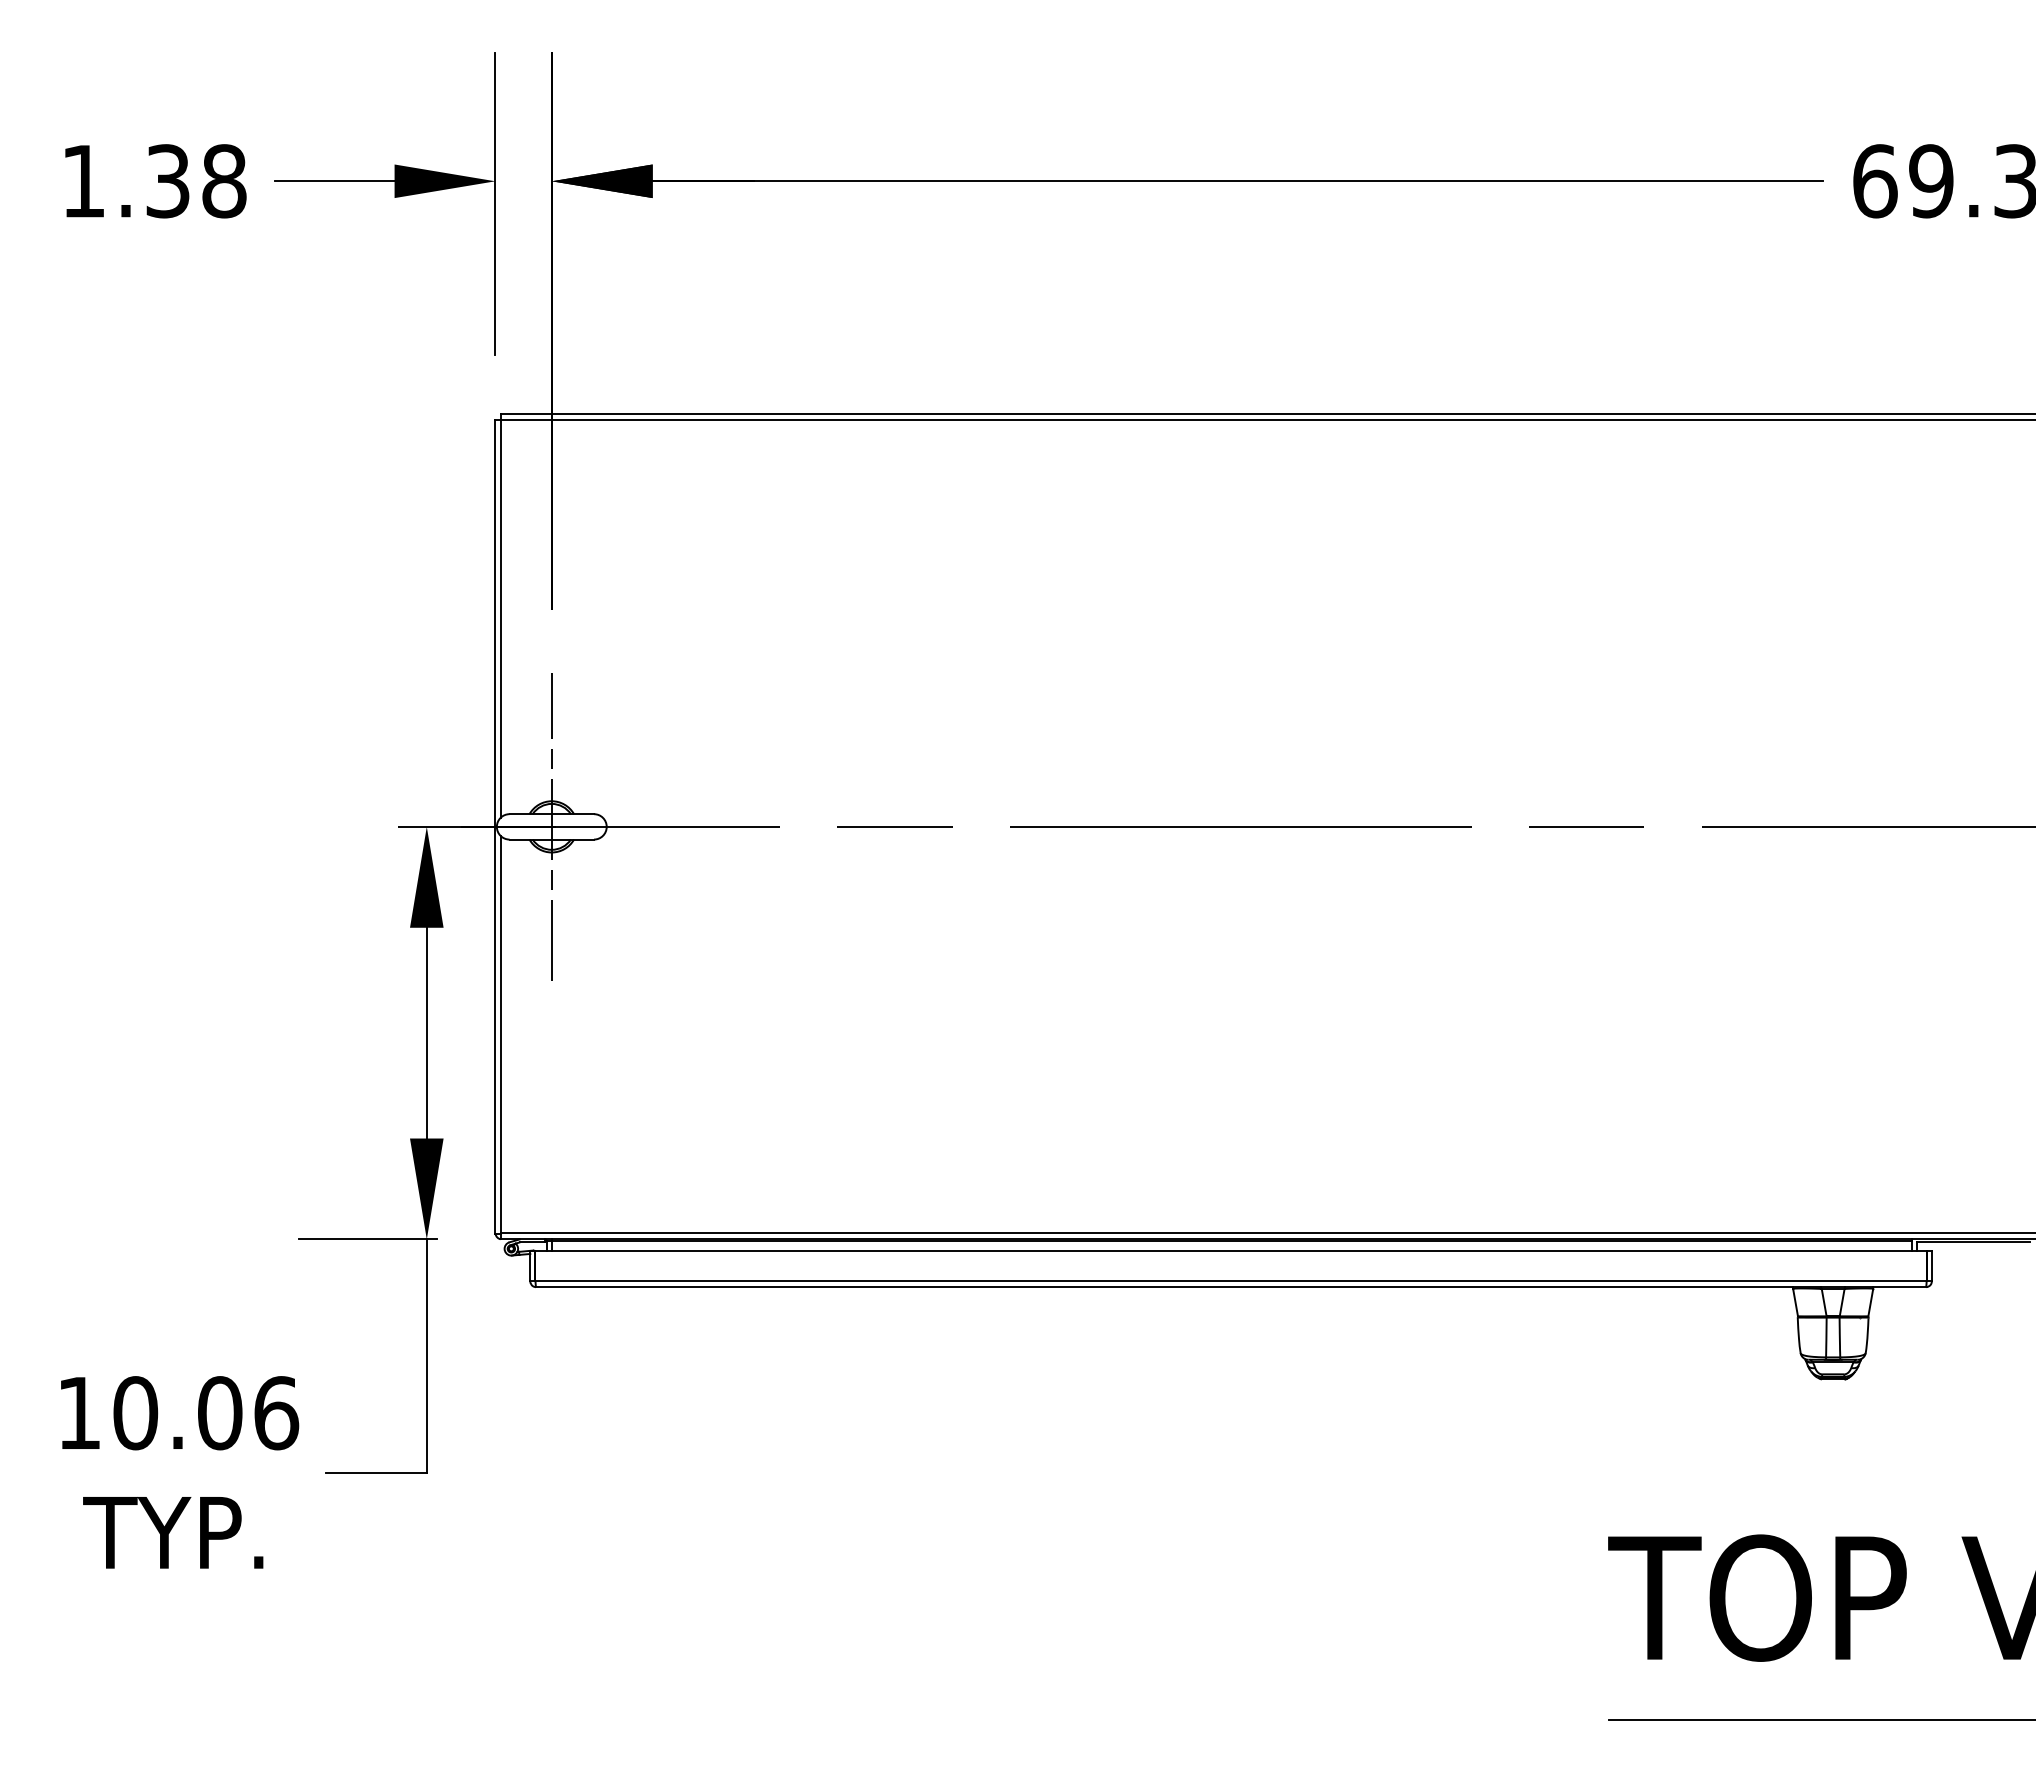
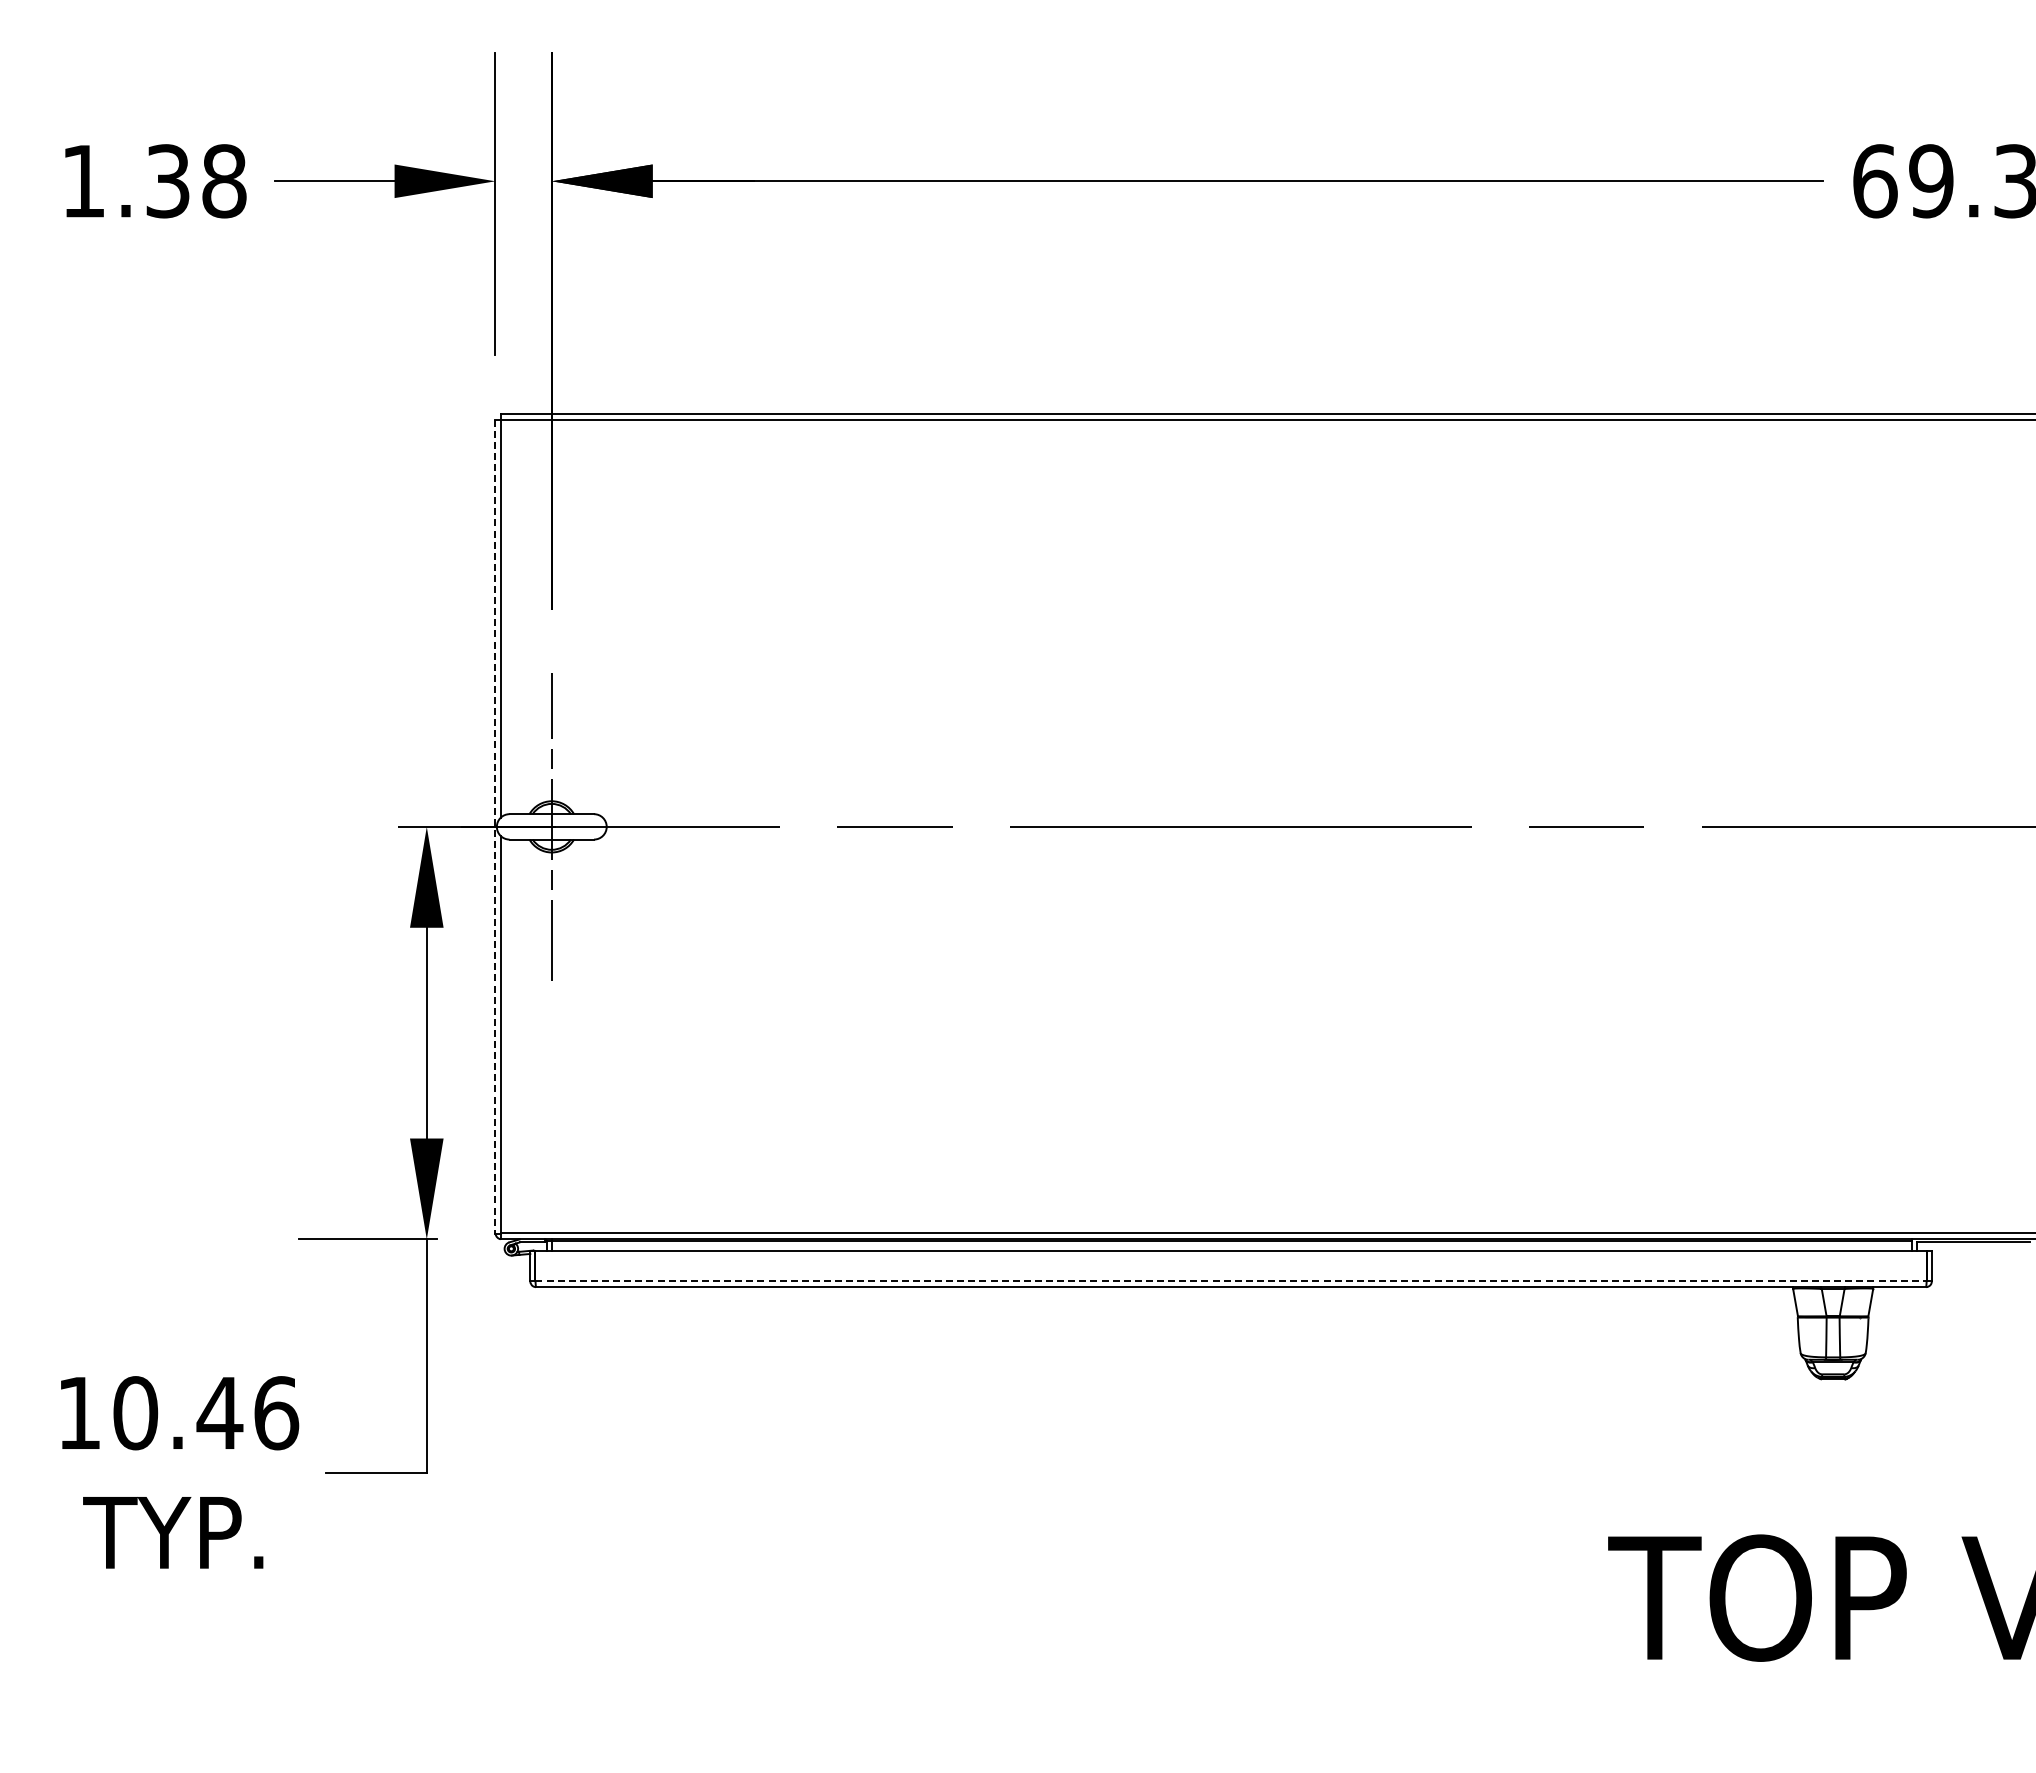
line: solid -> dashed (495, 827)
line: solid -> dashed (1231, 1281)
text: 10.06 -> 10.46 (219, 1413)
line: present -> none (1820, 1719)
